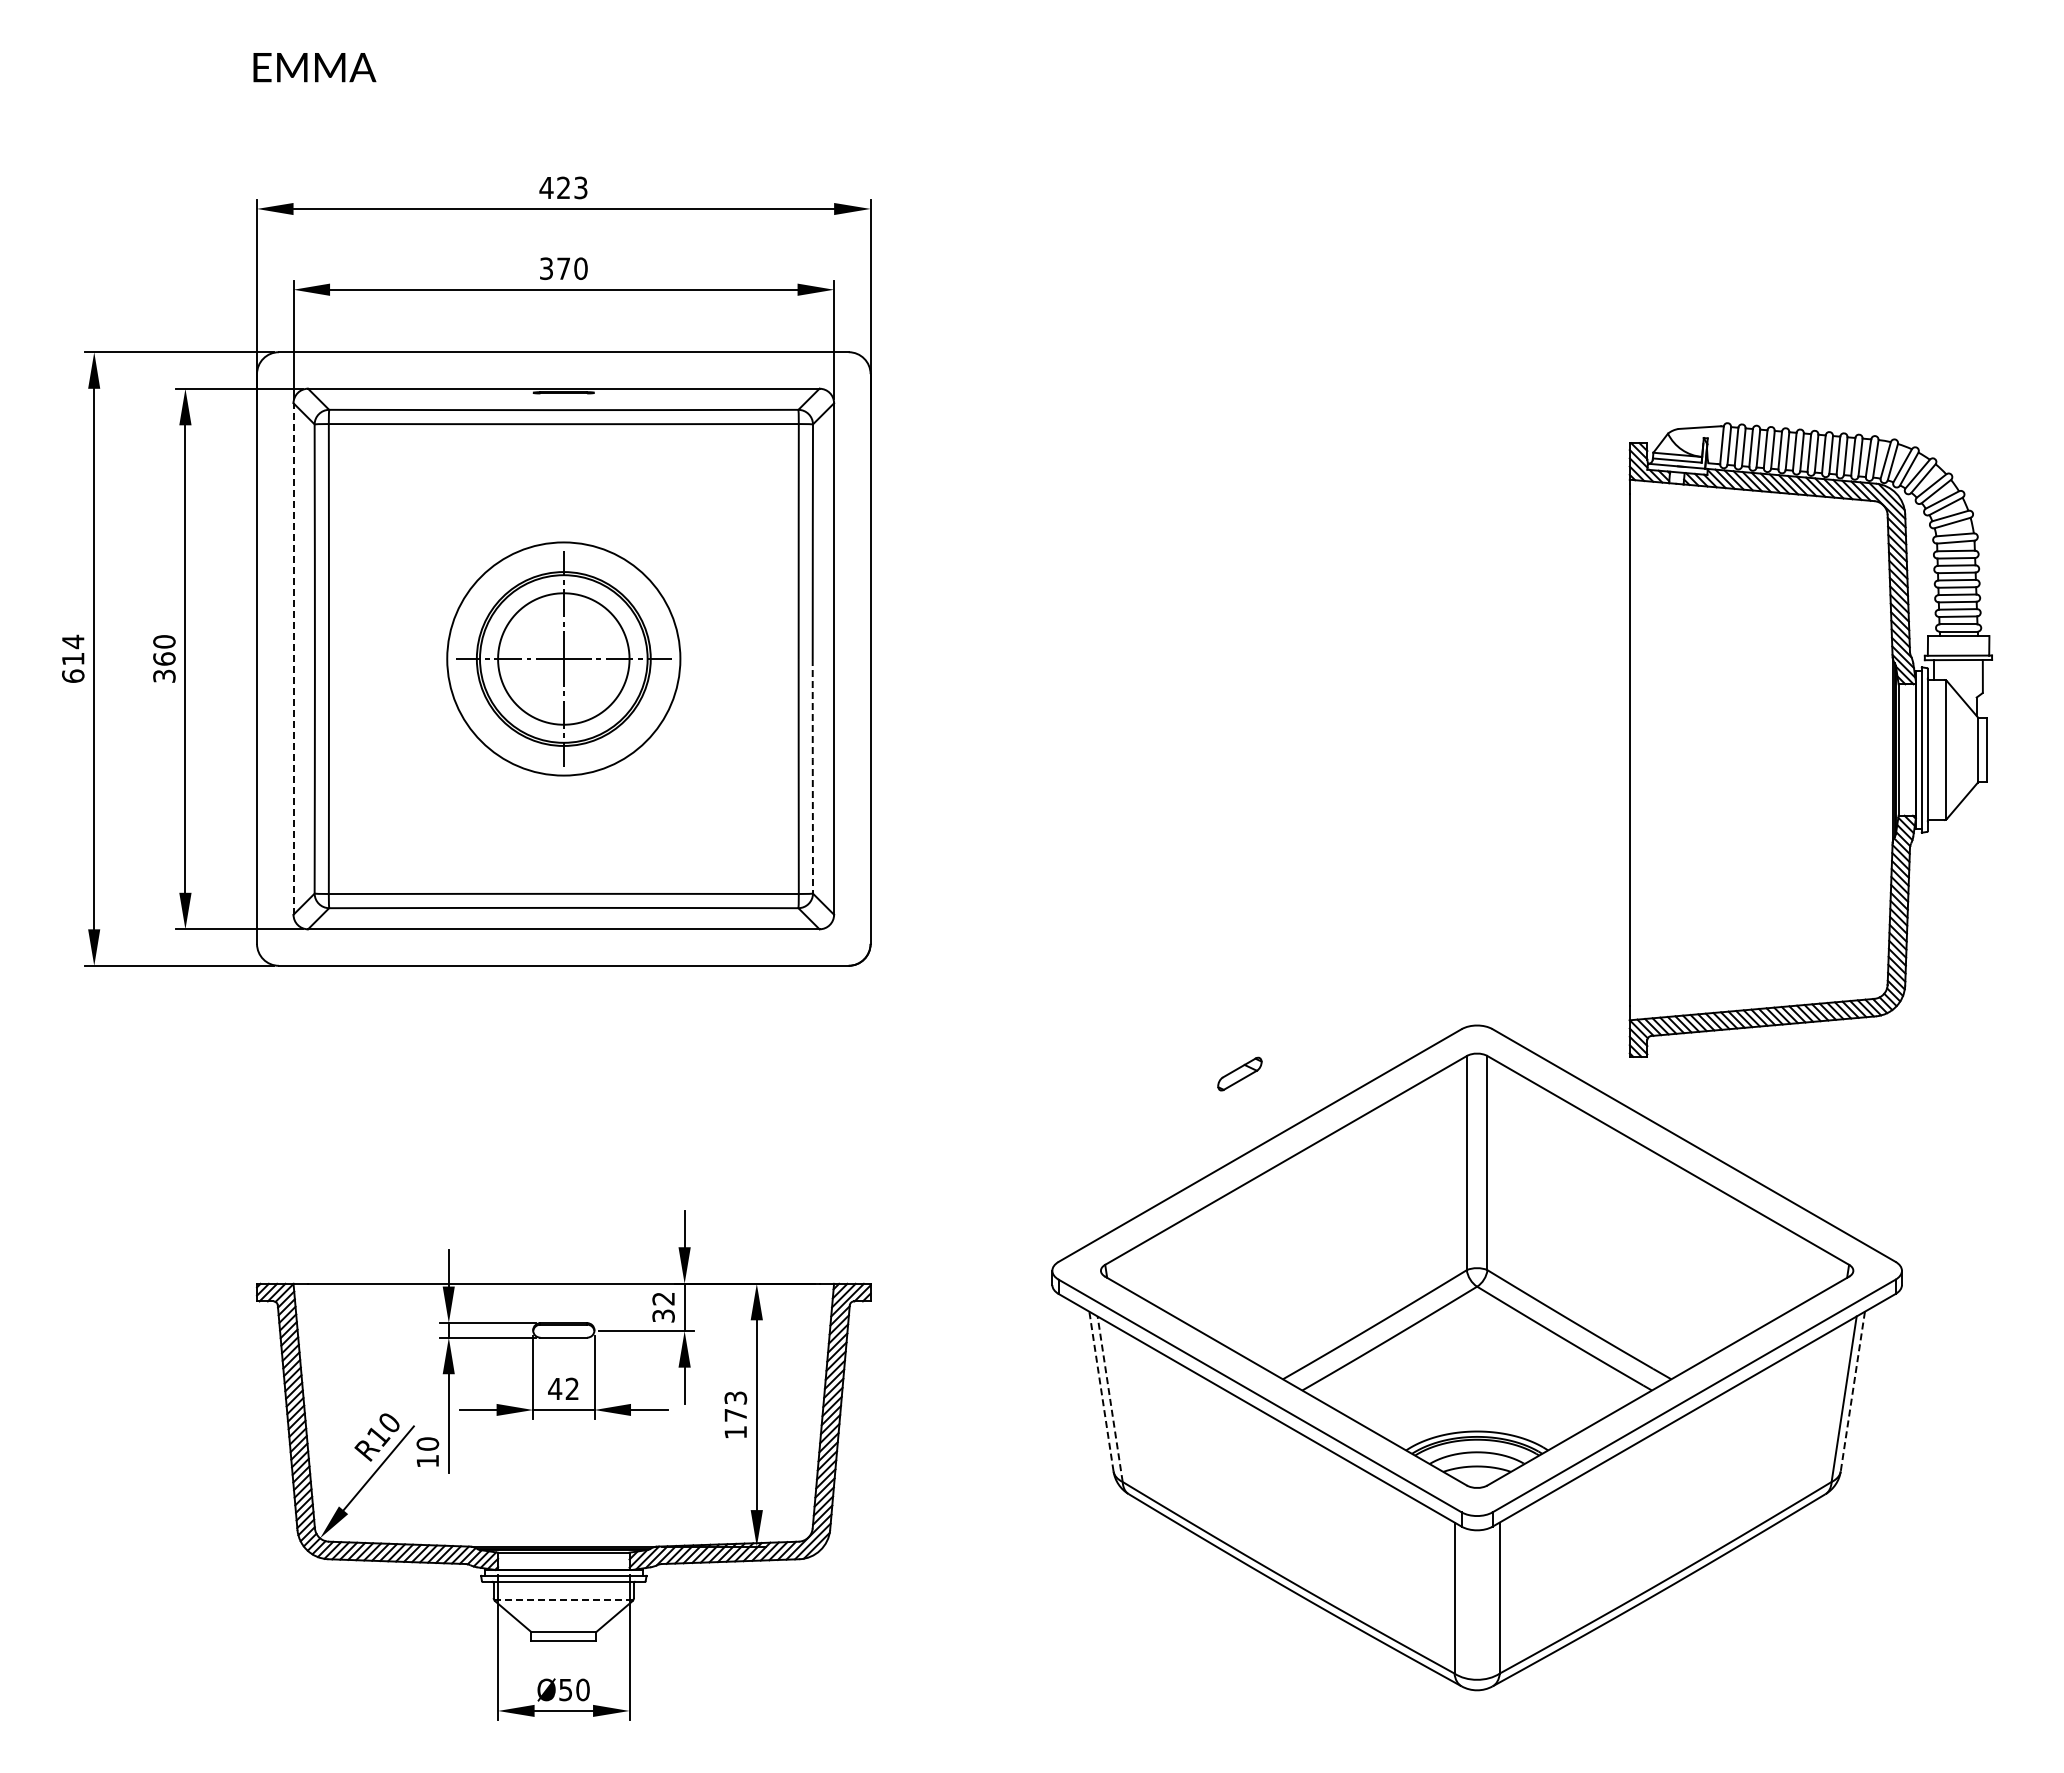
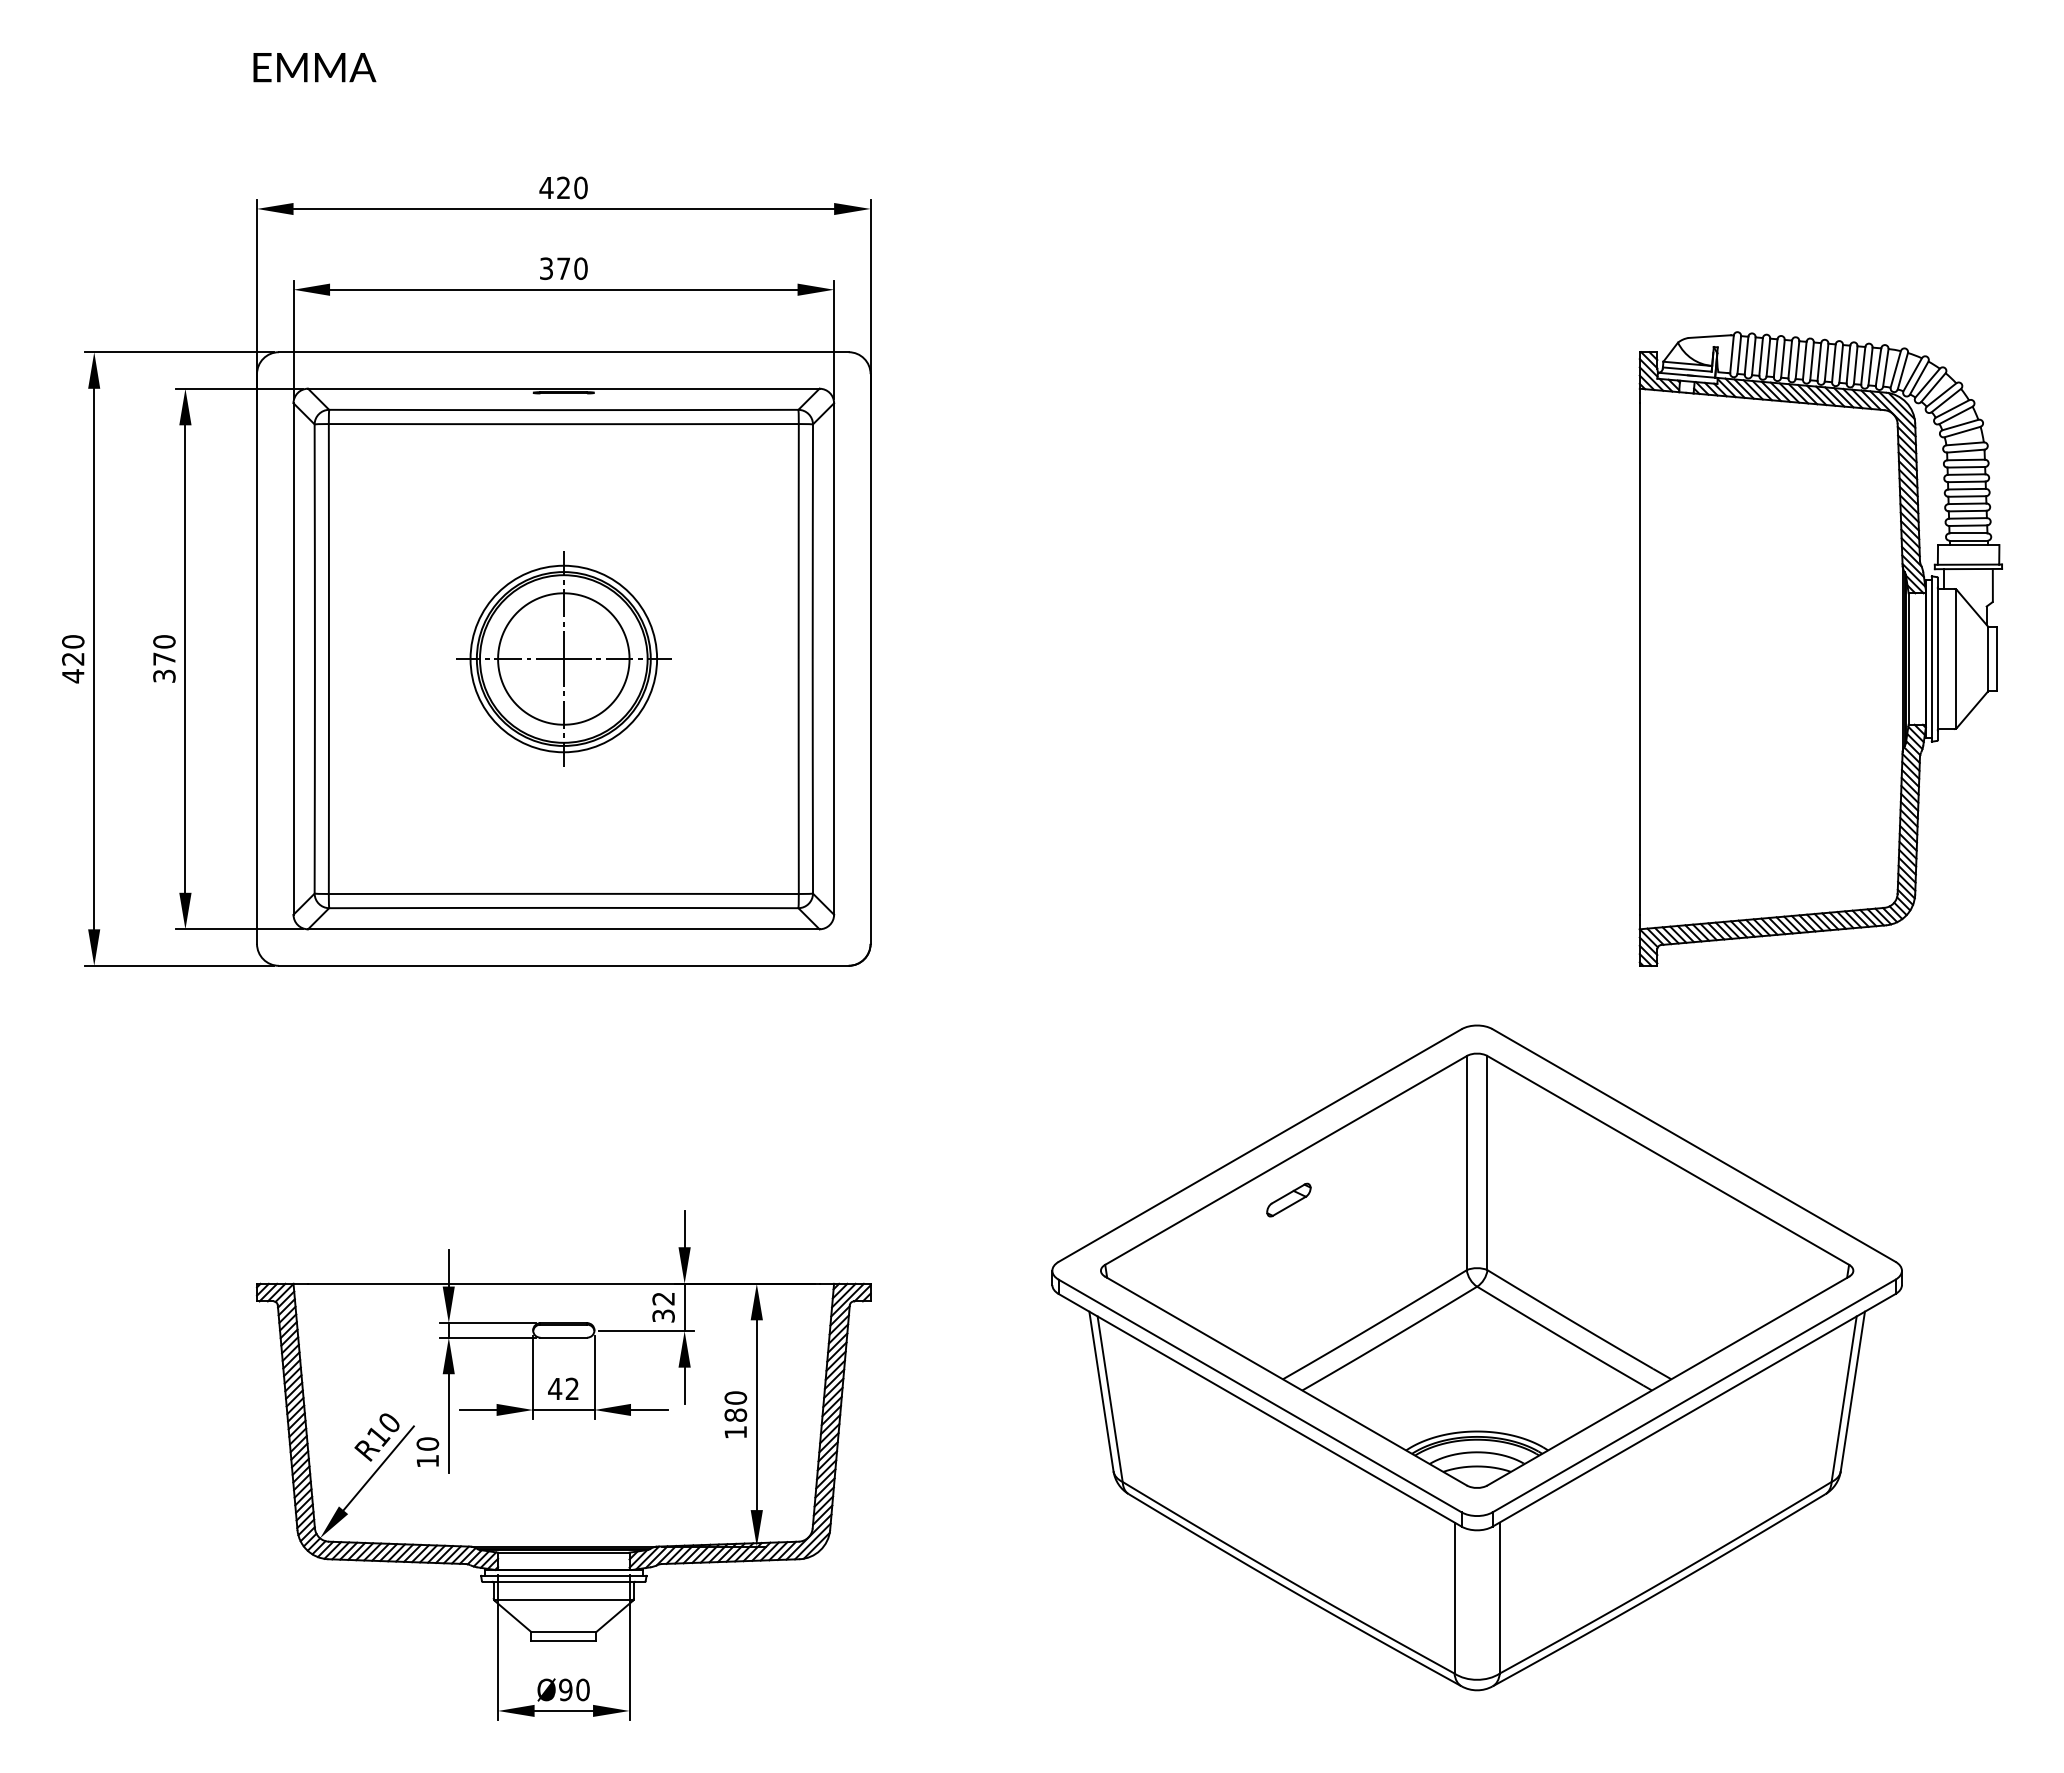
text: 423 -> 420 (580, 187)
text: 614 -> 420 (73, 658)
text: 360 -> 370 (164, 658)
circle diameter: 233 px -> 187 px (563, 658)
line: dashed -> solid (293, 659)
part position: (1810, 739) -> (1820, 648) (1820, 648)
line: dashed -> solid (812, 775)
part position: (1239, 1073) -> (1288, 1199) (1288, 1199)
line: dashed -> solid (1101, 1391)
line: dashed -> solid (1852, 1391)
line: dashed -> solid (1110, 1399)
text: 173 -> 180 (735, 1406)
line: dashed -> solid (563, 1599)
text: Ø50 -> Ø90 (565, 1689)
